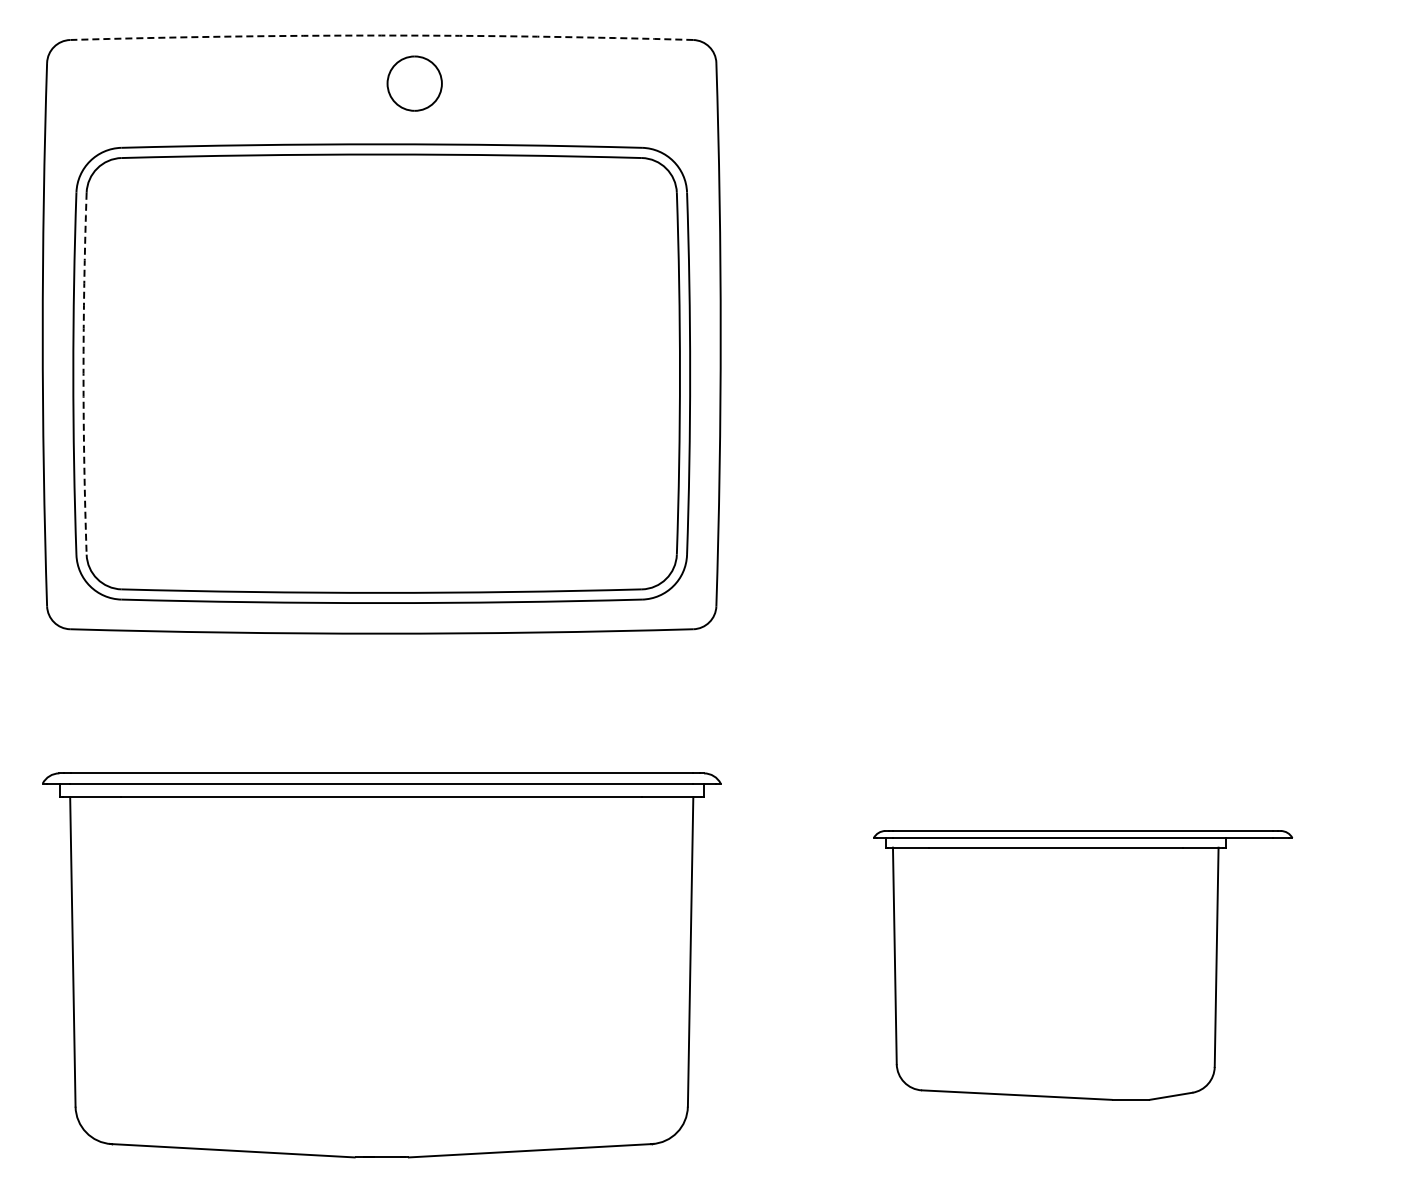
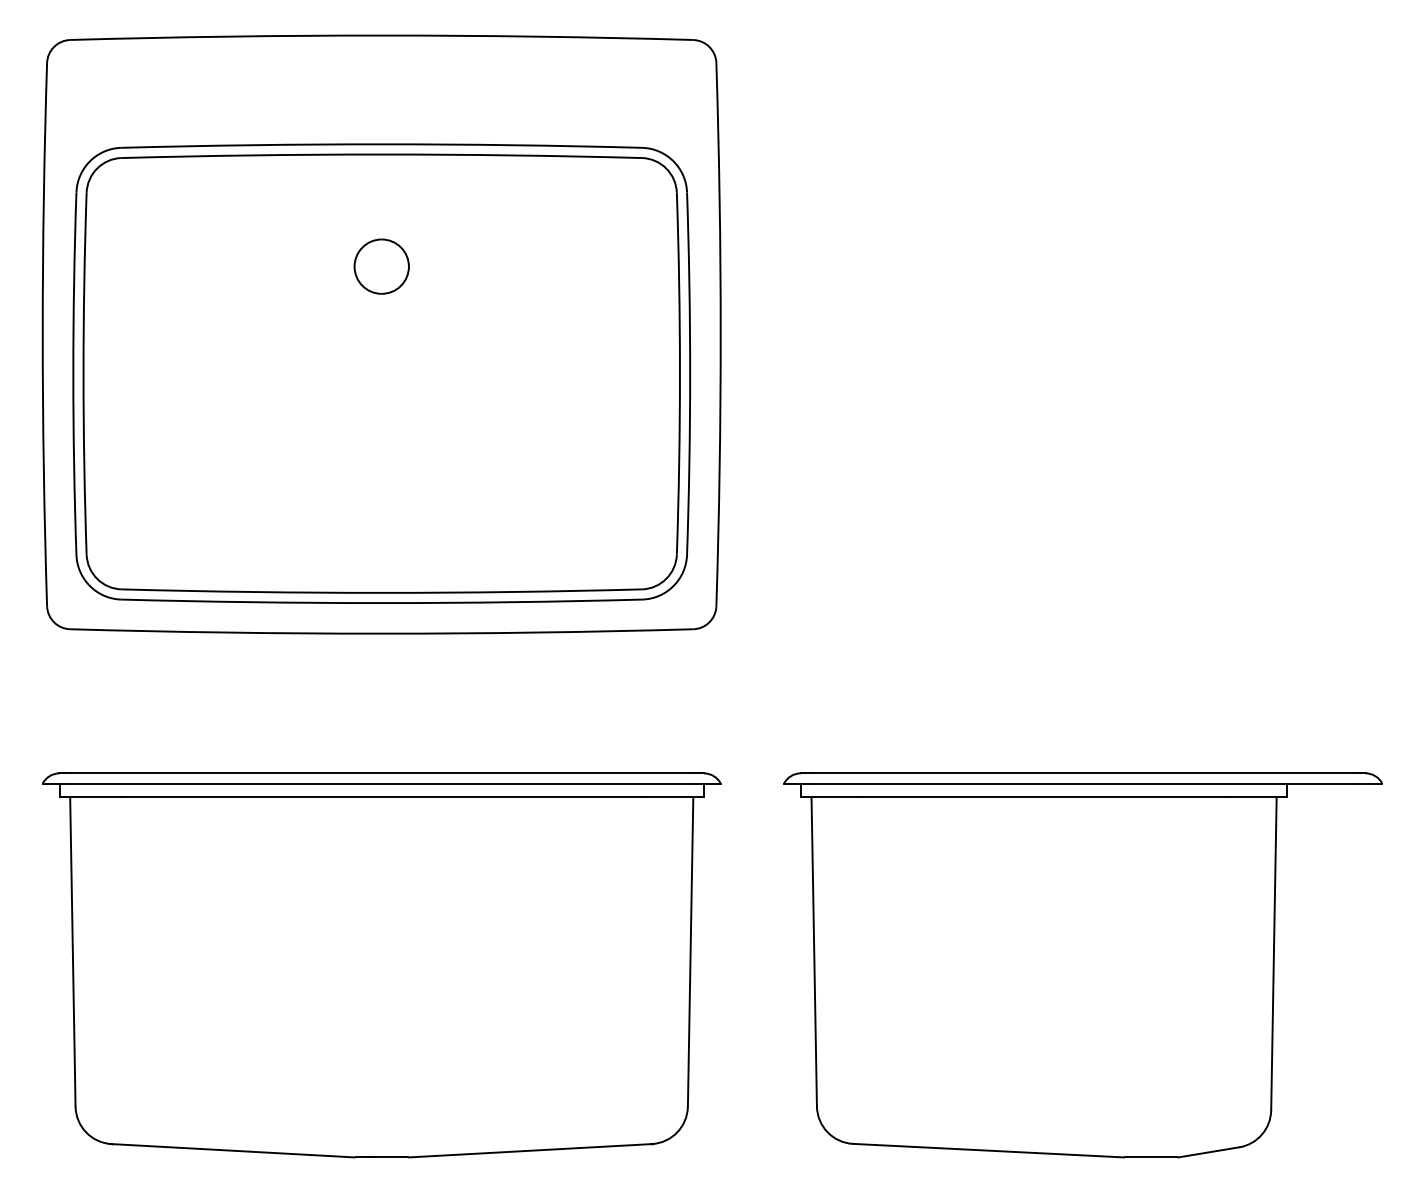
arc: dashed -> solid (381, 35)
part position: (414, 83) -> (381, 266) (381, 266)
arc: dashed -> solid (83, 373)
part size: 421x271 px -> 600x387 px (1082, 965)
